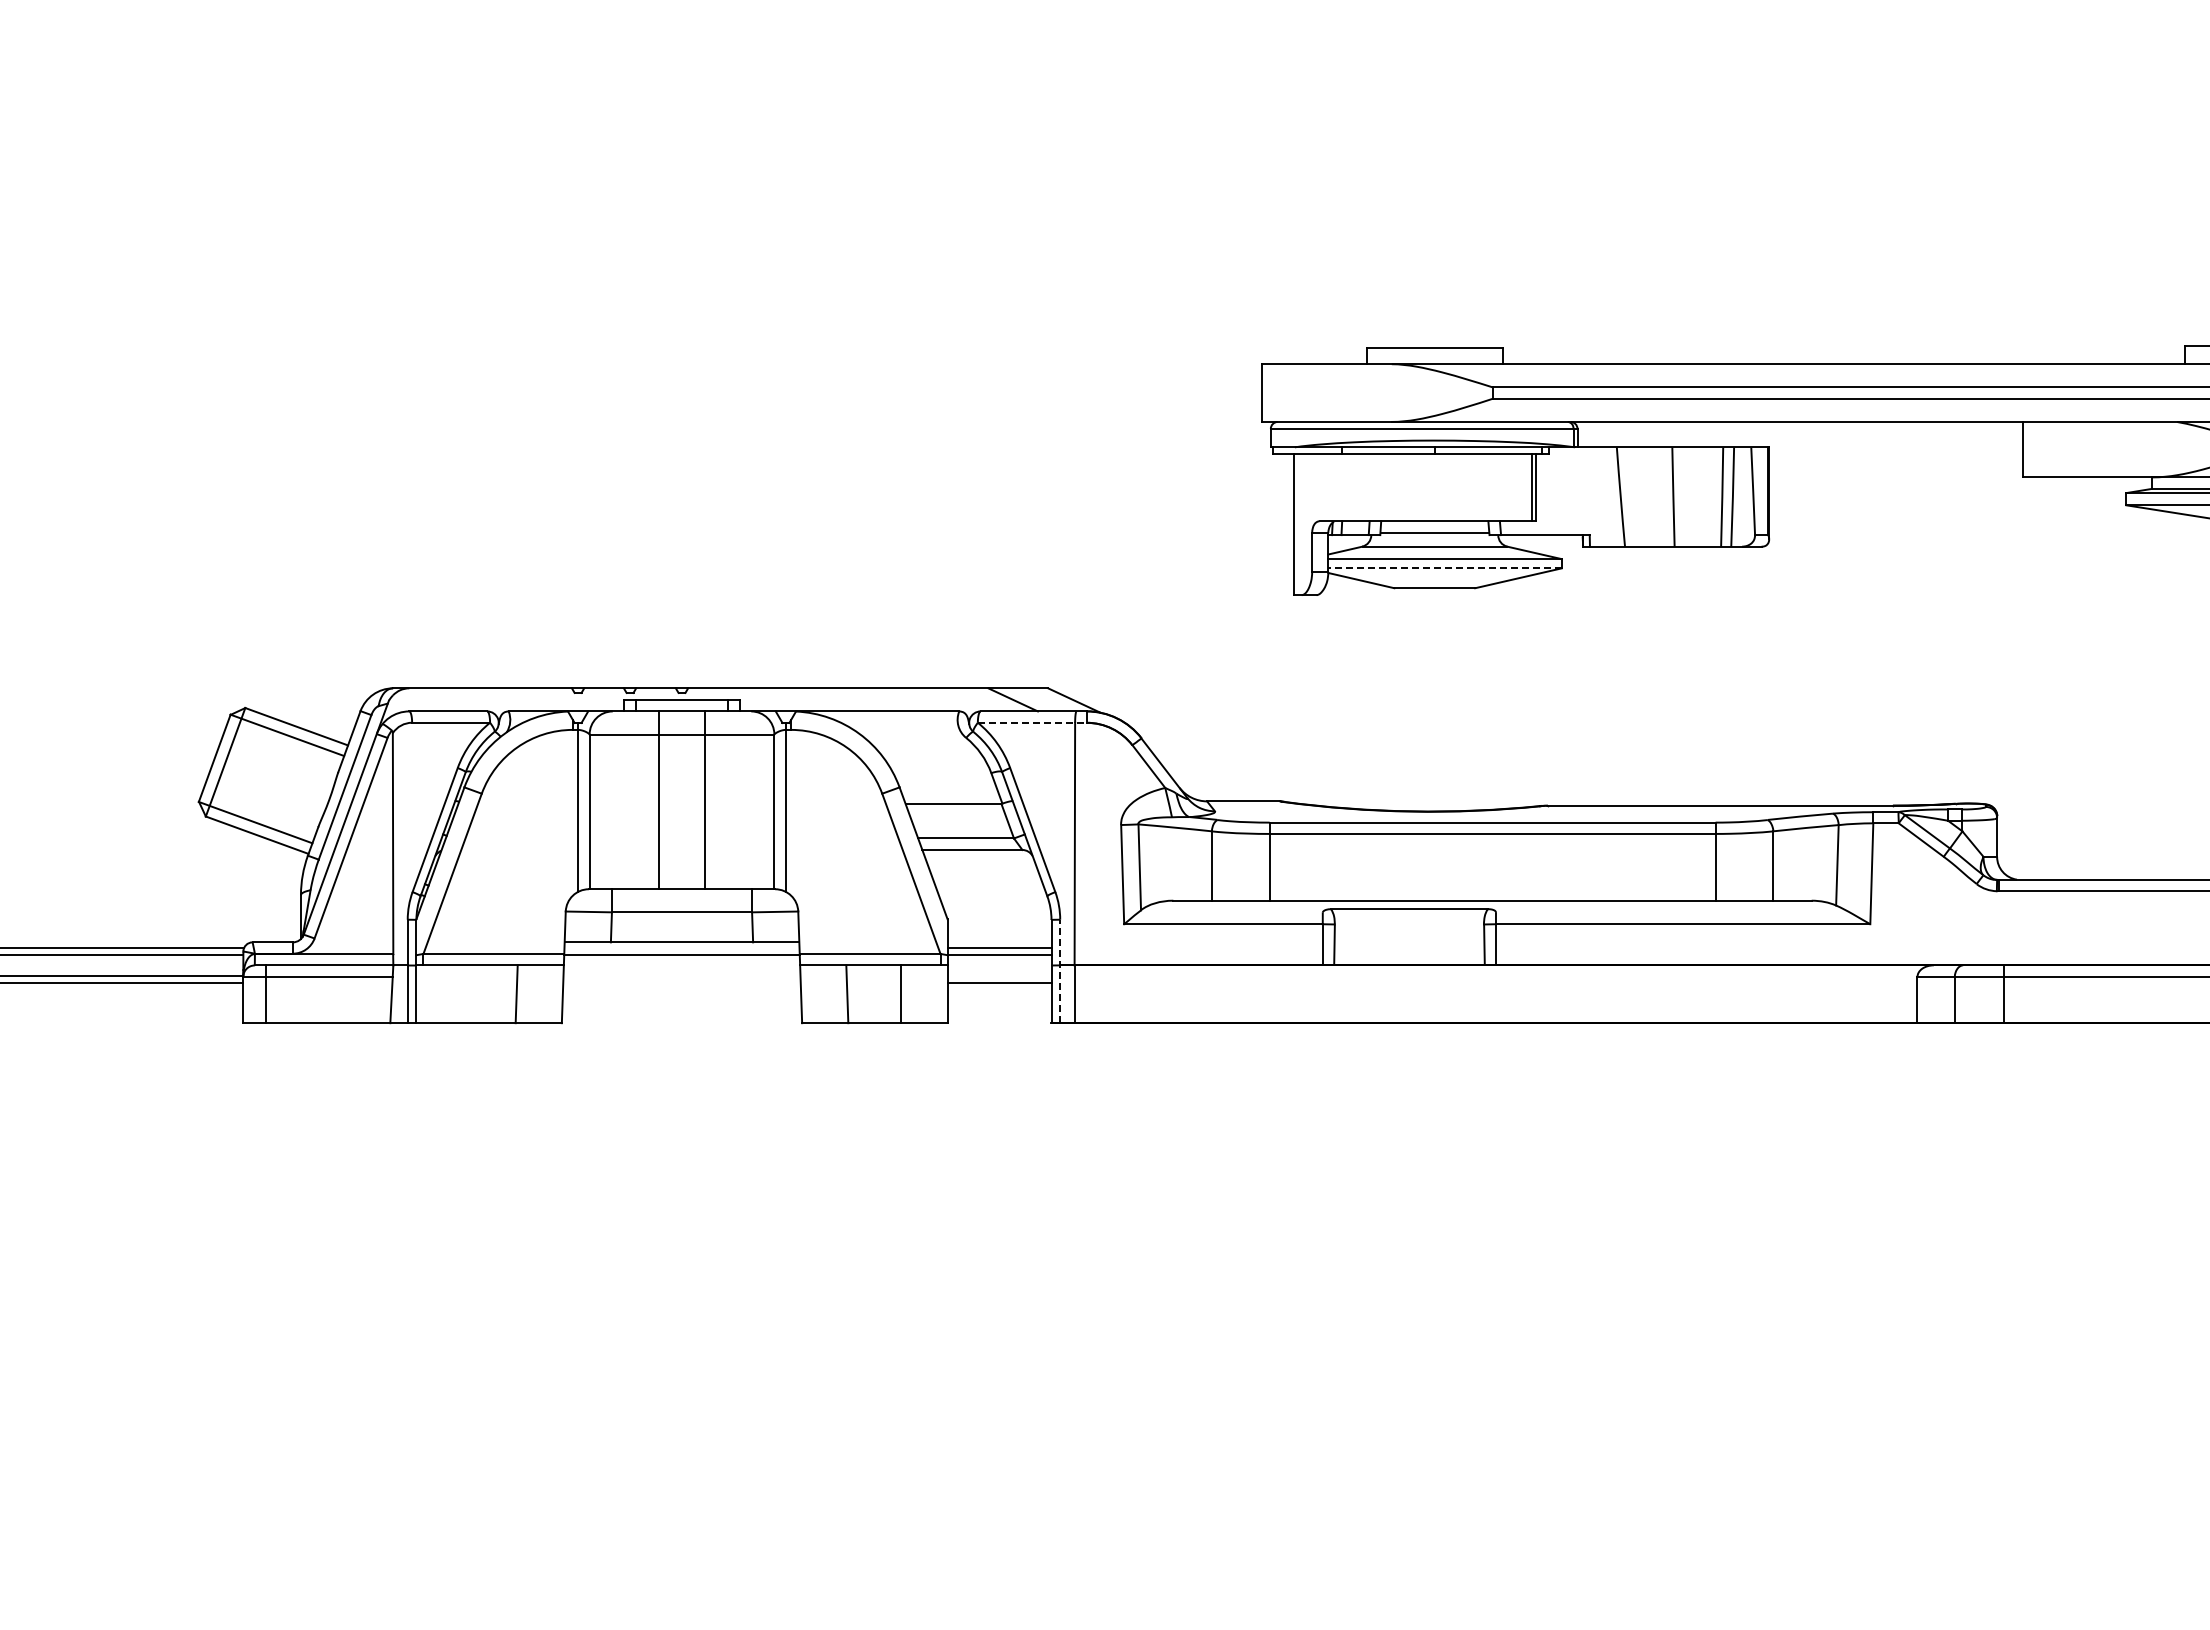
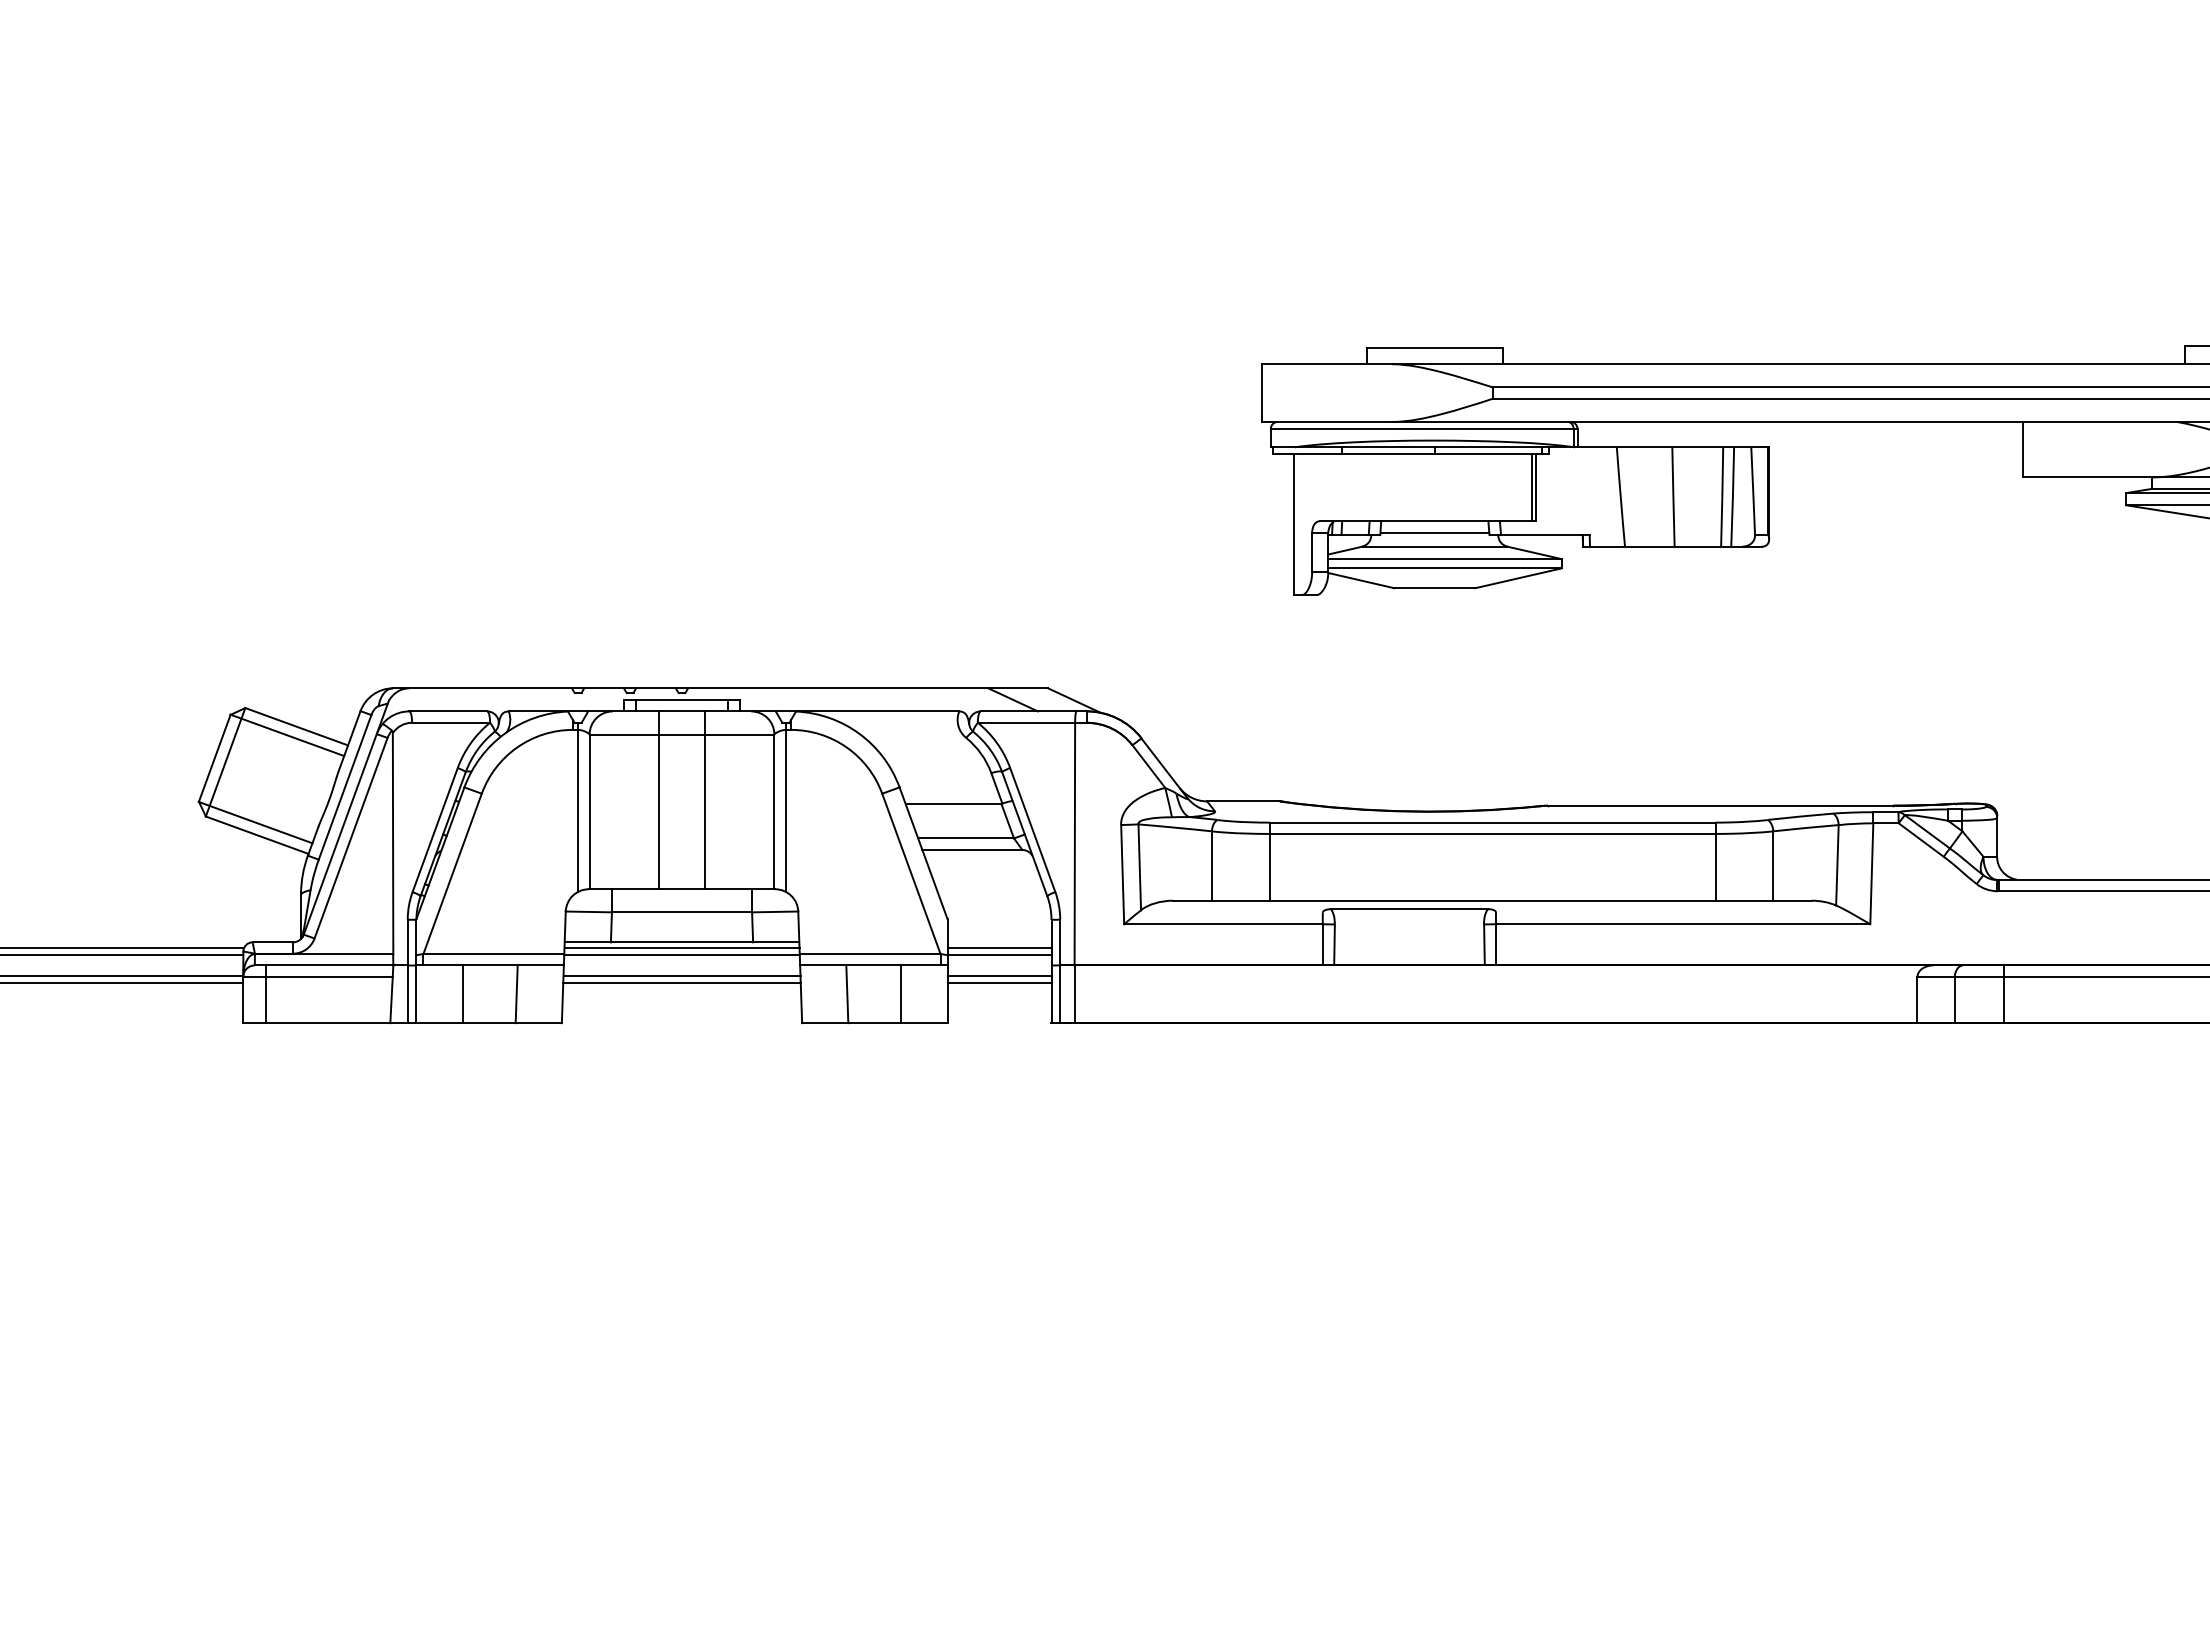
line: dashed -> solid (1445, 568)
line: dashed -> solid (1032, 722)
line: none -> present (681, 948)
line: dashed -> solid (1060, 971)
line: none -> present (681, 975)
line: none -> present (999, 975)
line: none -> present (681, 982)
line: none -> present (462, 994)
